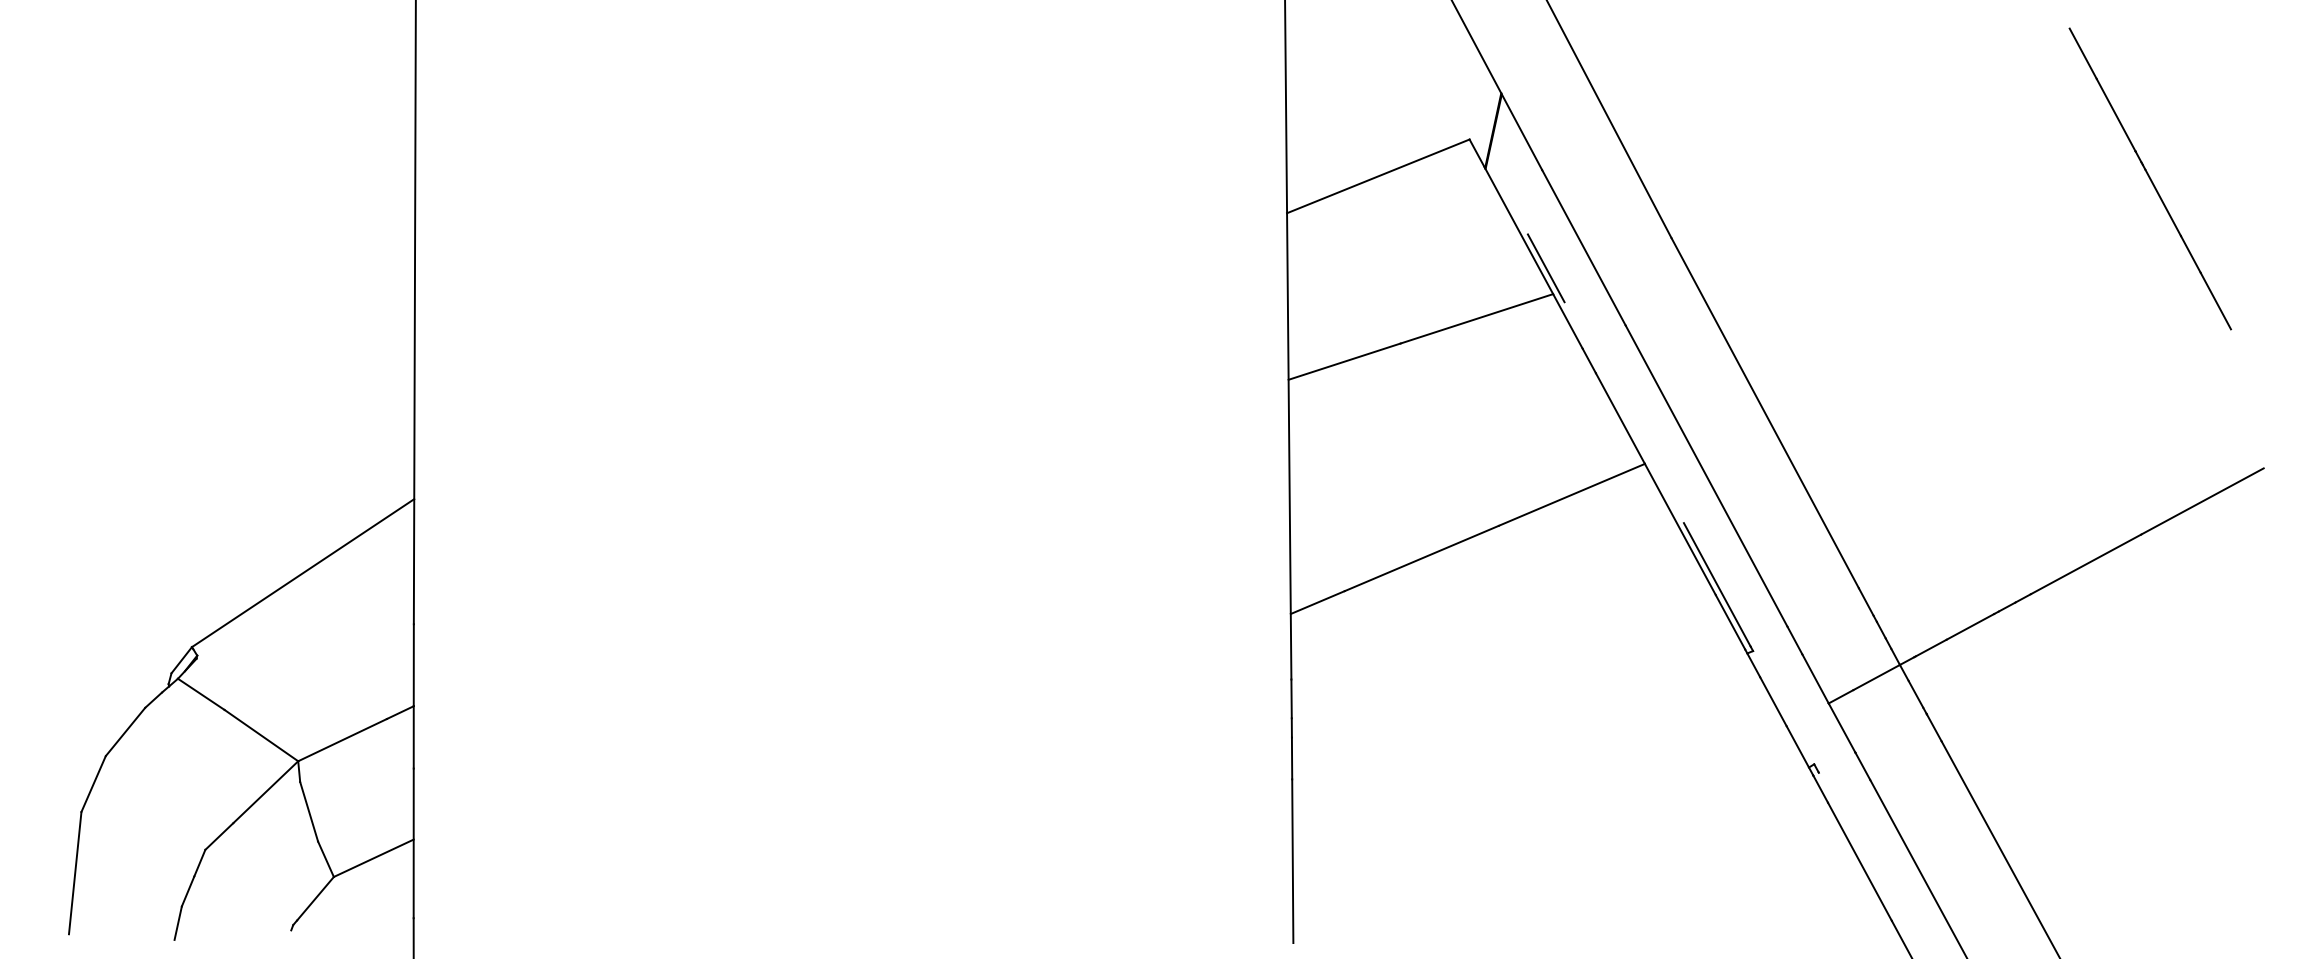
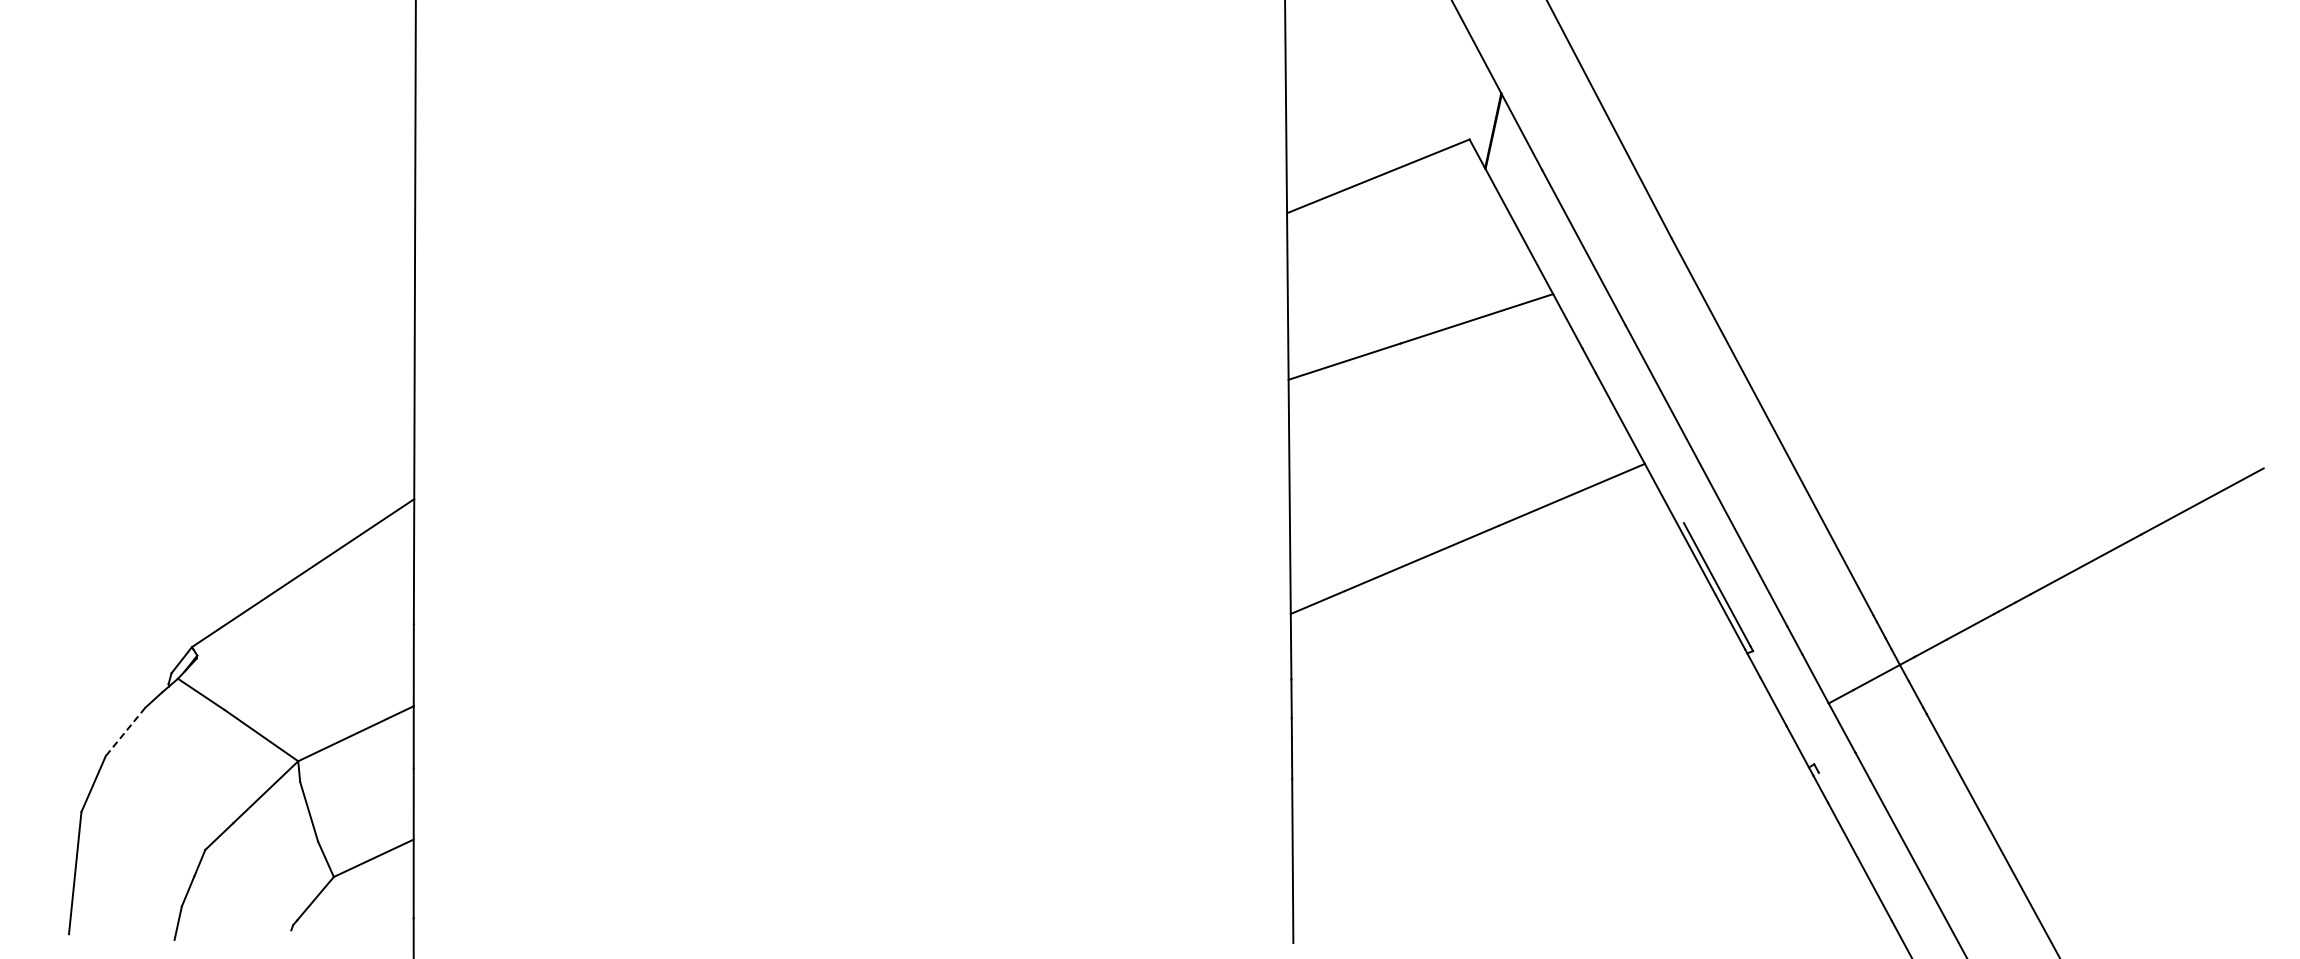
line: present -> none (2149, 178)
line: present -> none (1545, 268)
line: solid -> dashed (125, 732)
